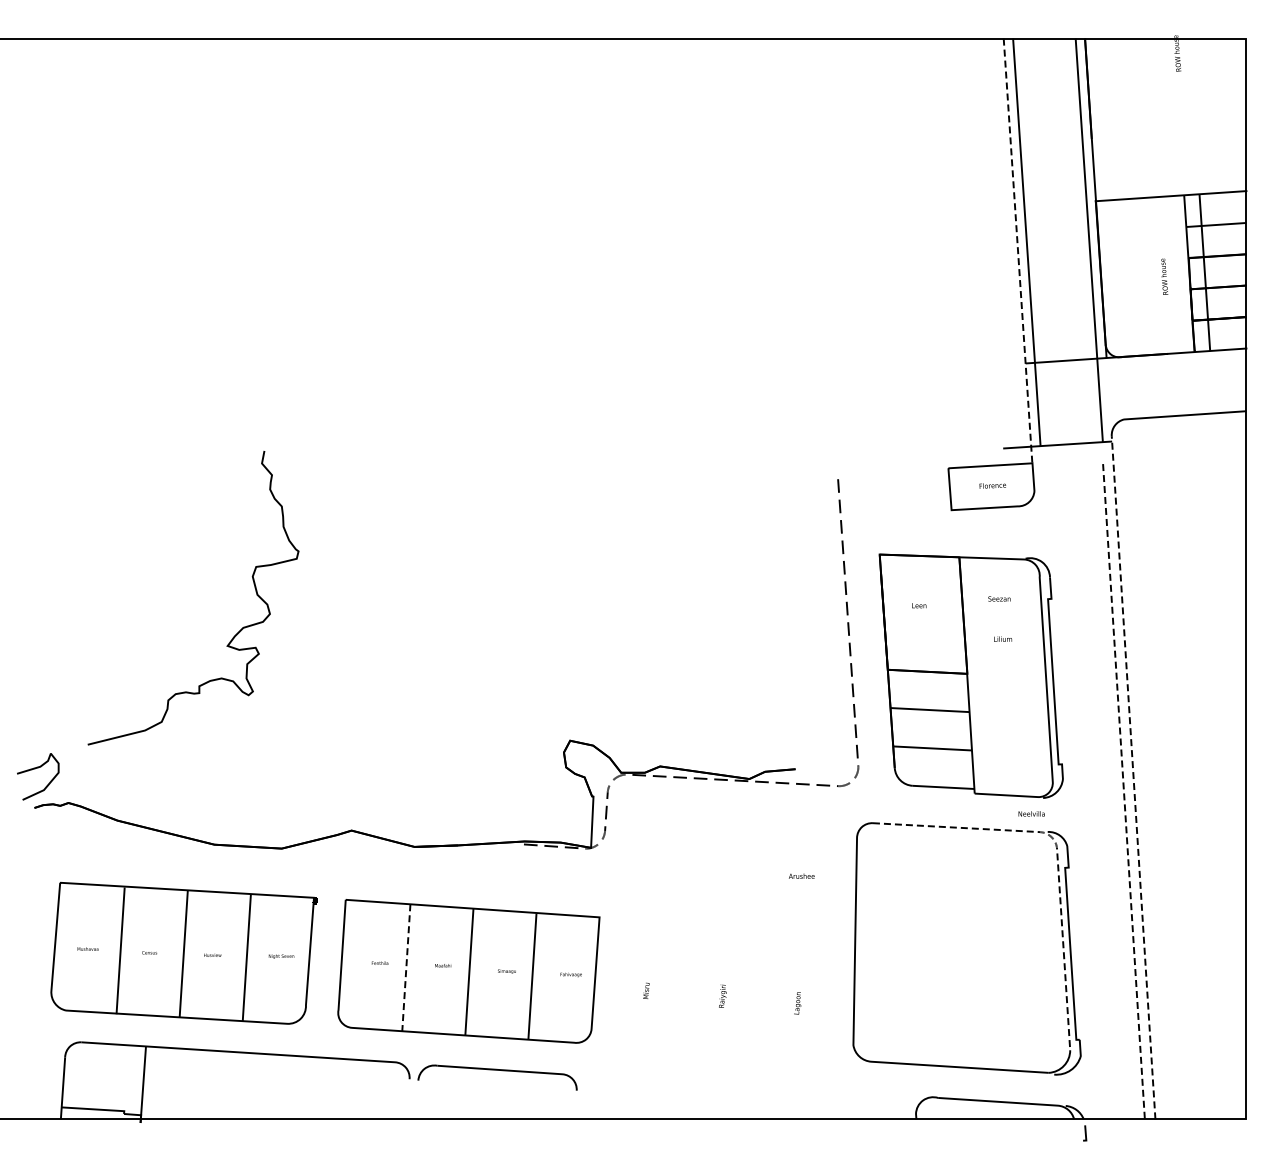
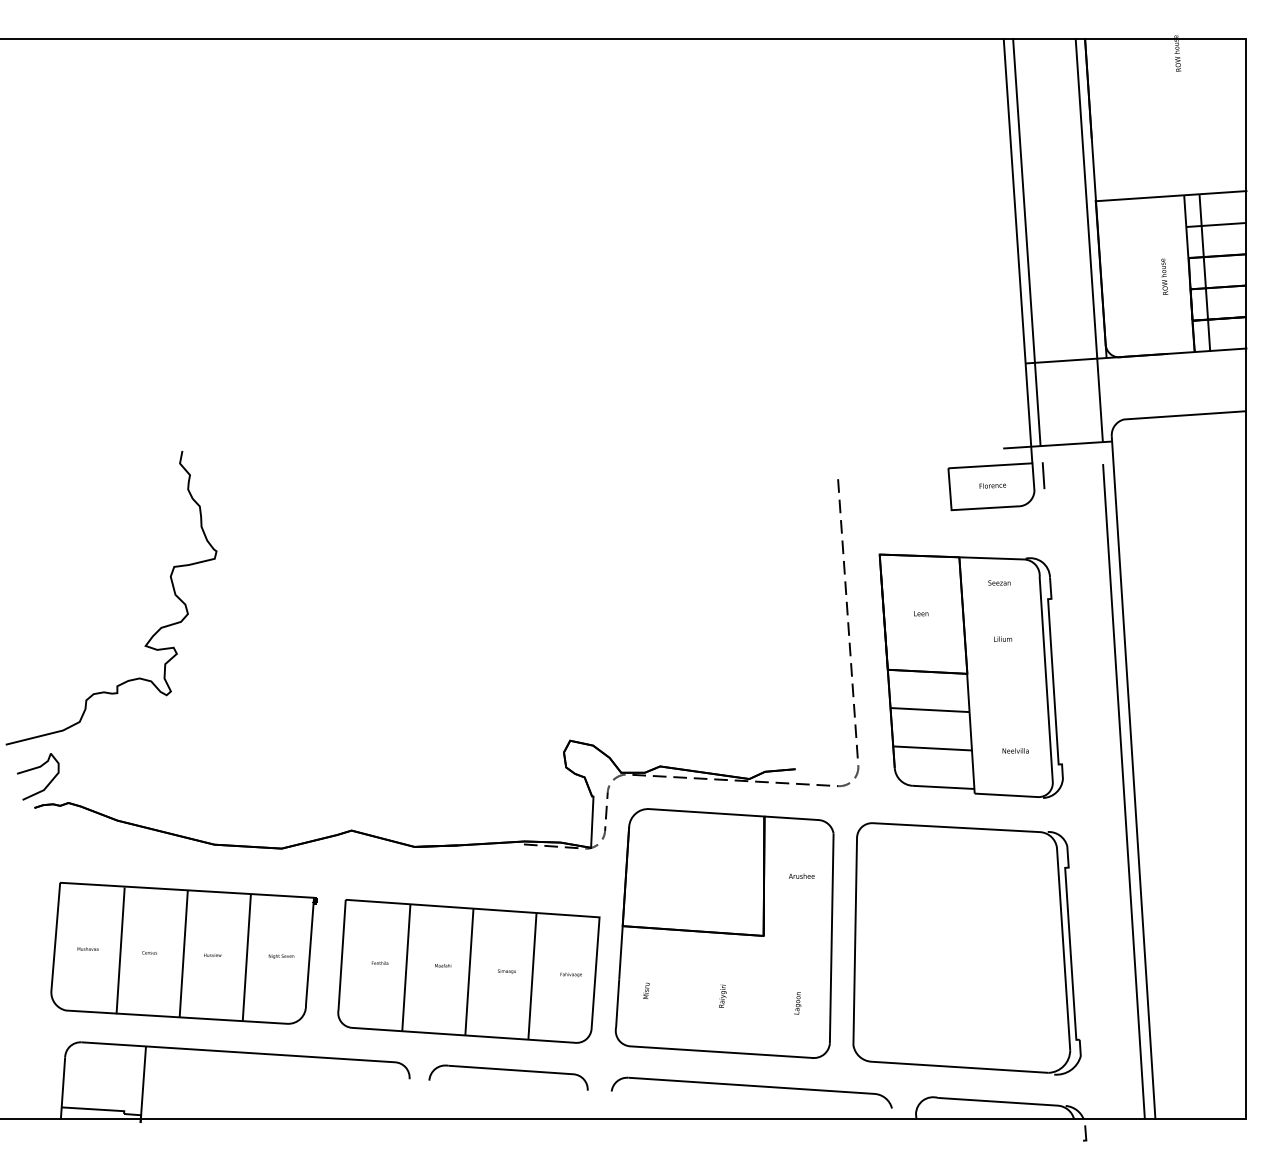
line: dashed -> solid (1018, 250)
line: none -> present (1043, 475)
text position: (999, 598) -> (999, 582) (999, 582)
text position: (919, 605) -> (921, 613) (921, 613)
curve position: (232, 637) -> (150, 637) (150, 637)
line: dashed -> solid (1133, 777)
line: dashed -> solid (1124, 792)
text position: (1031, 813) -> (1015, 750) (1015, 750)
line: dashed -> solid (1056, 846)
part: none -> present (724, 933)
line: dashed -> solid (406, 967)
part position: (497, 1070) -> (508, 1070) (508, 1070)
part: none -> present (751, 1092)
